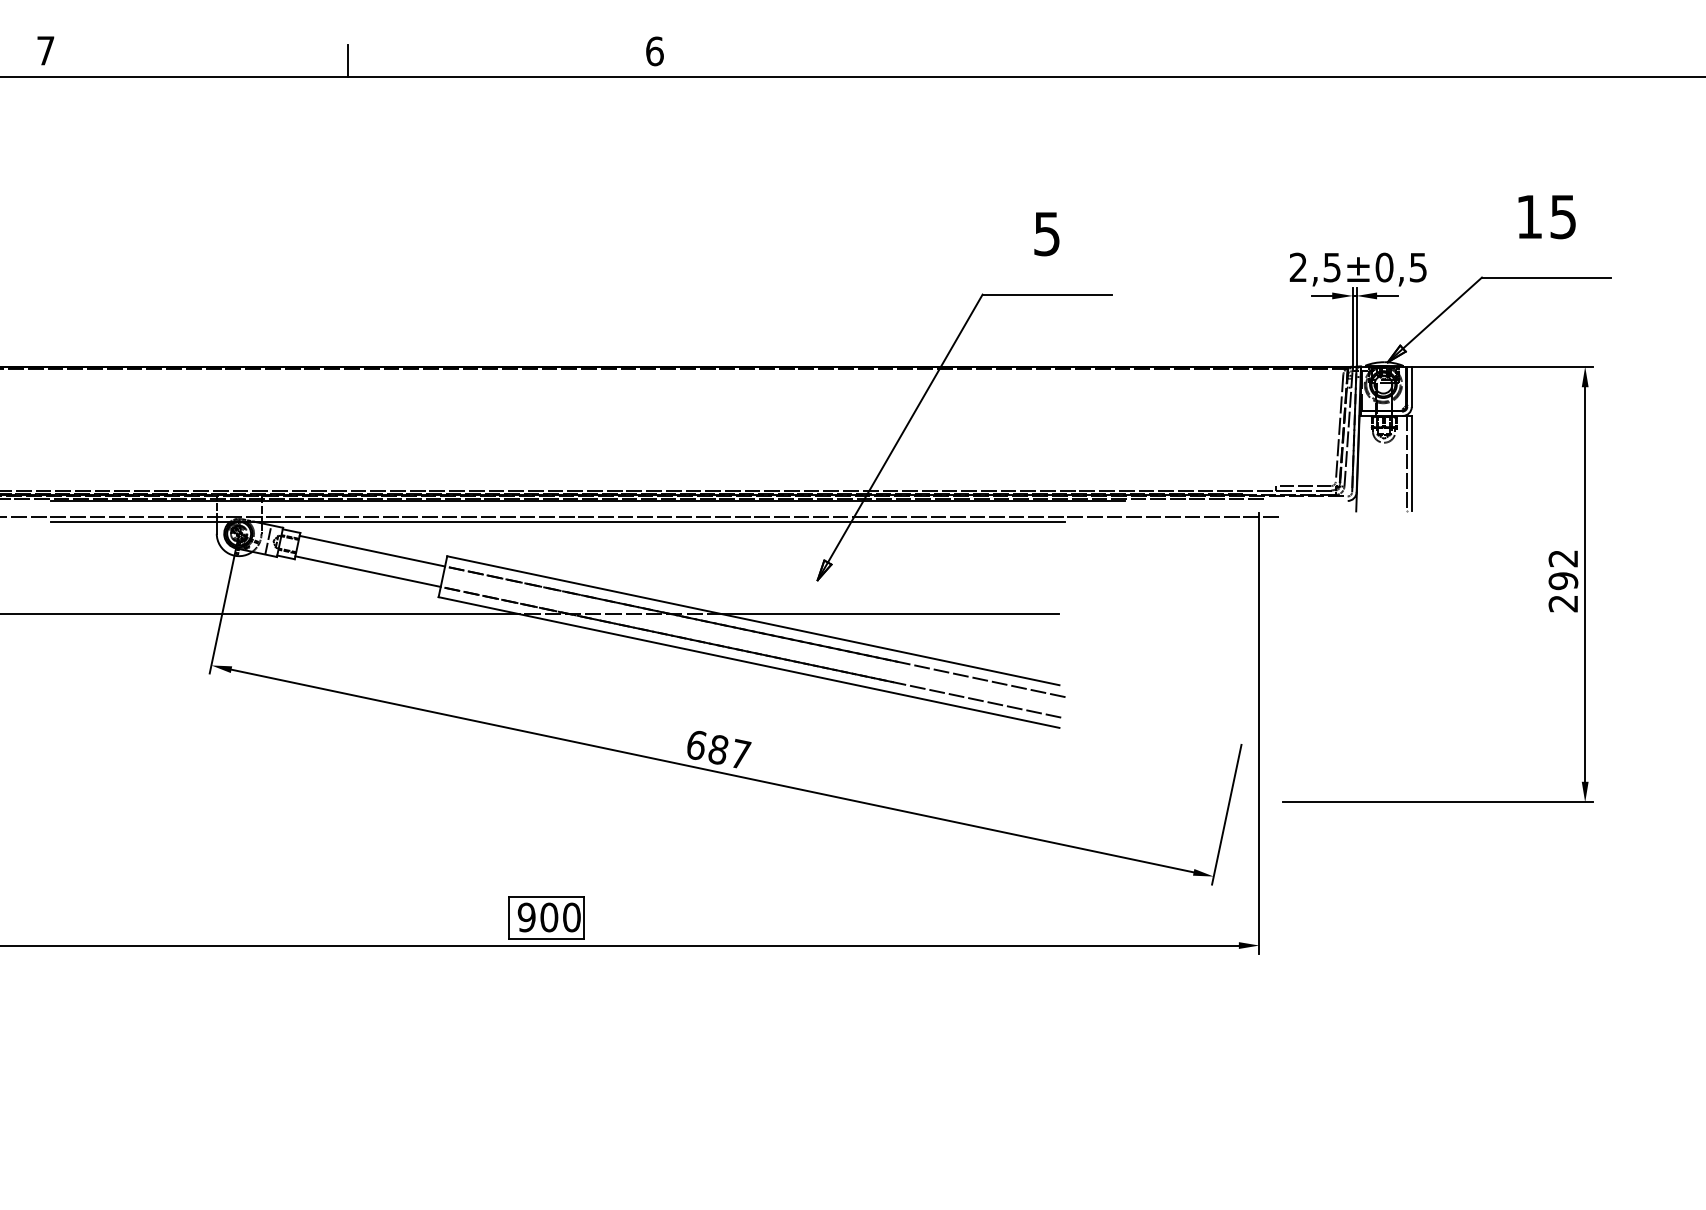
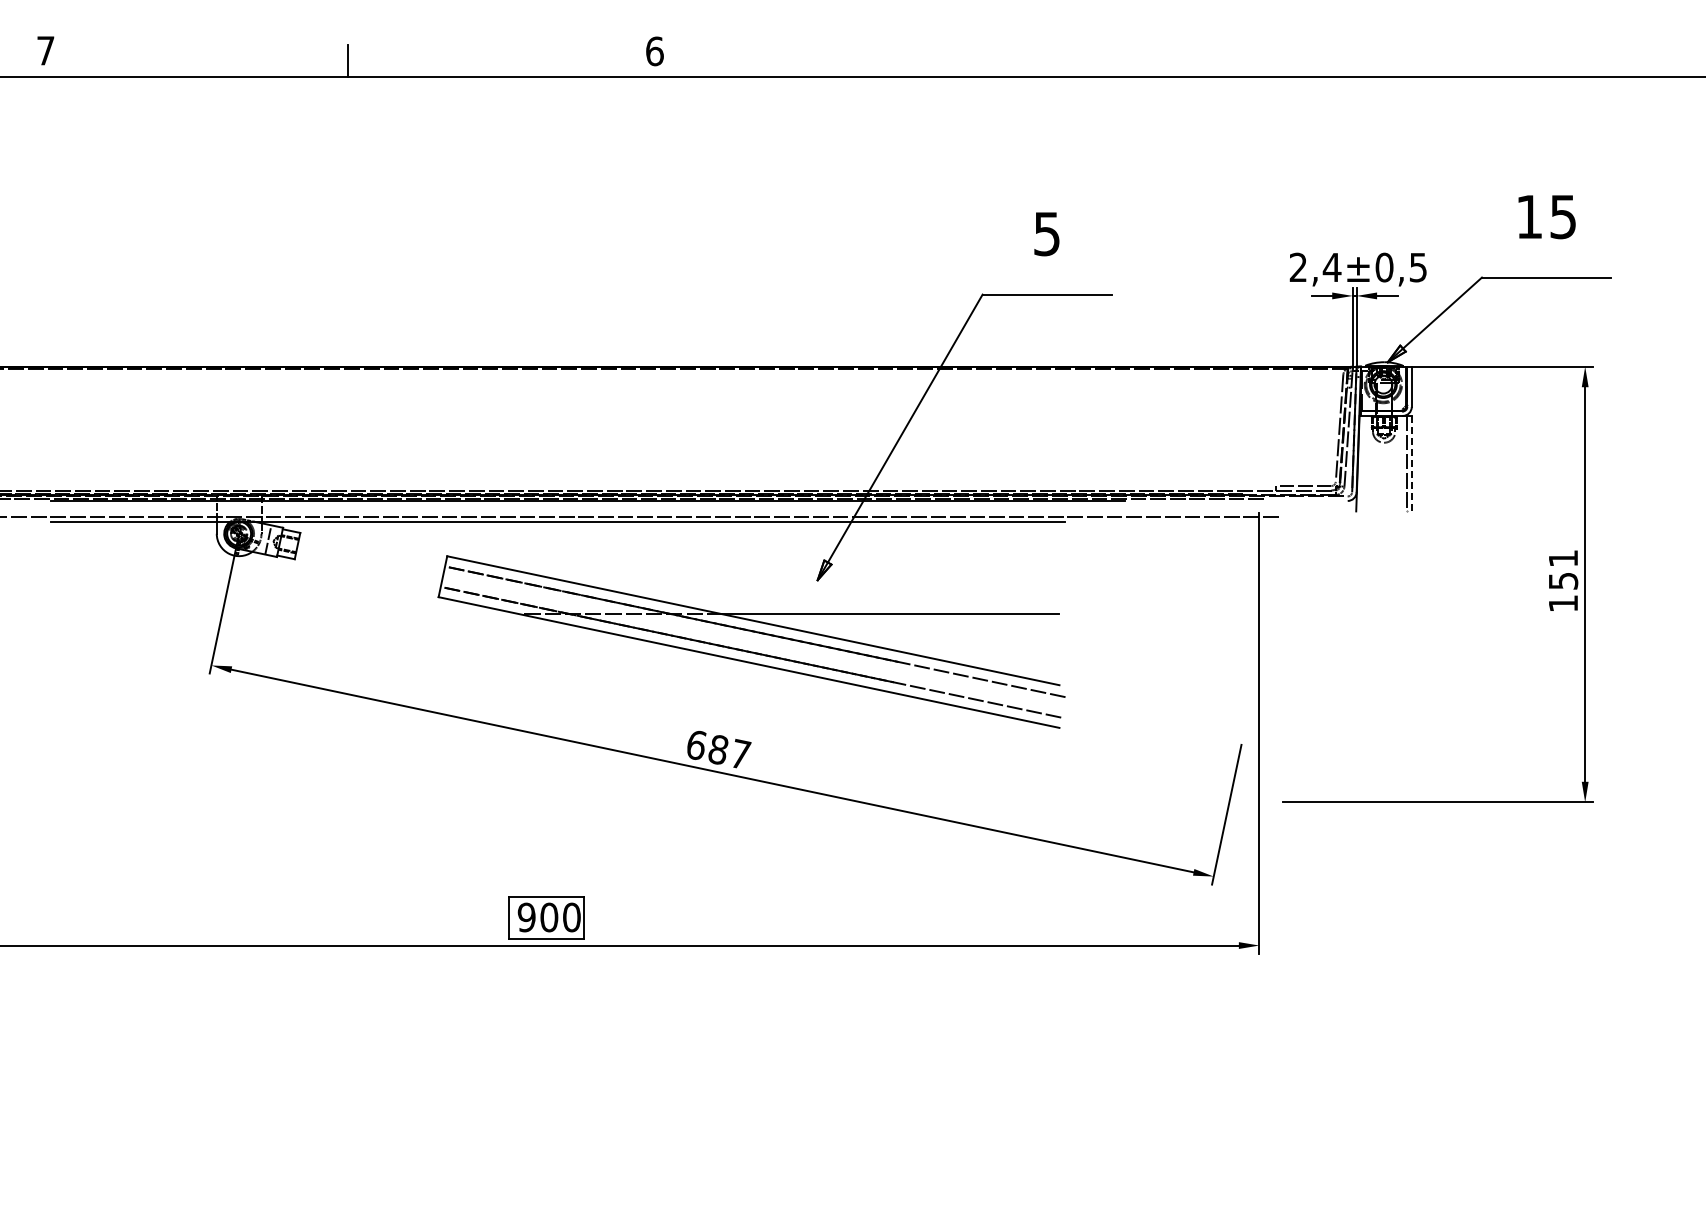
text: 2,5 -> 2,4 (1331, 267)
line: solid -> dashed (1411, 463)
line: present -> none (372, 550)
line: present -> none (367, 571)
text: 292 -> 151 (1563, 581)
line: present -> none (261, 614)
